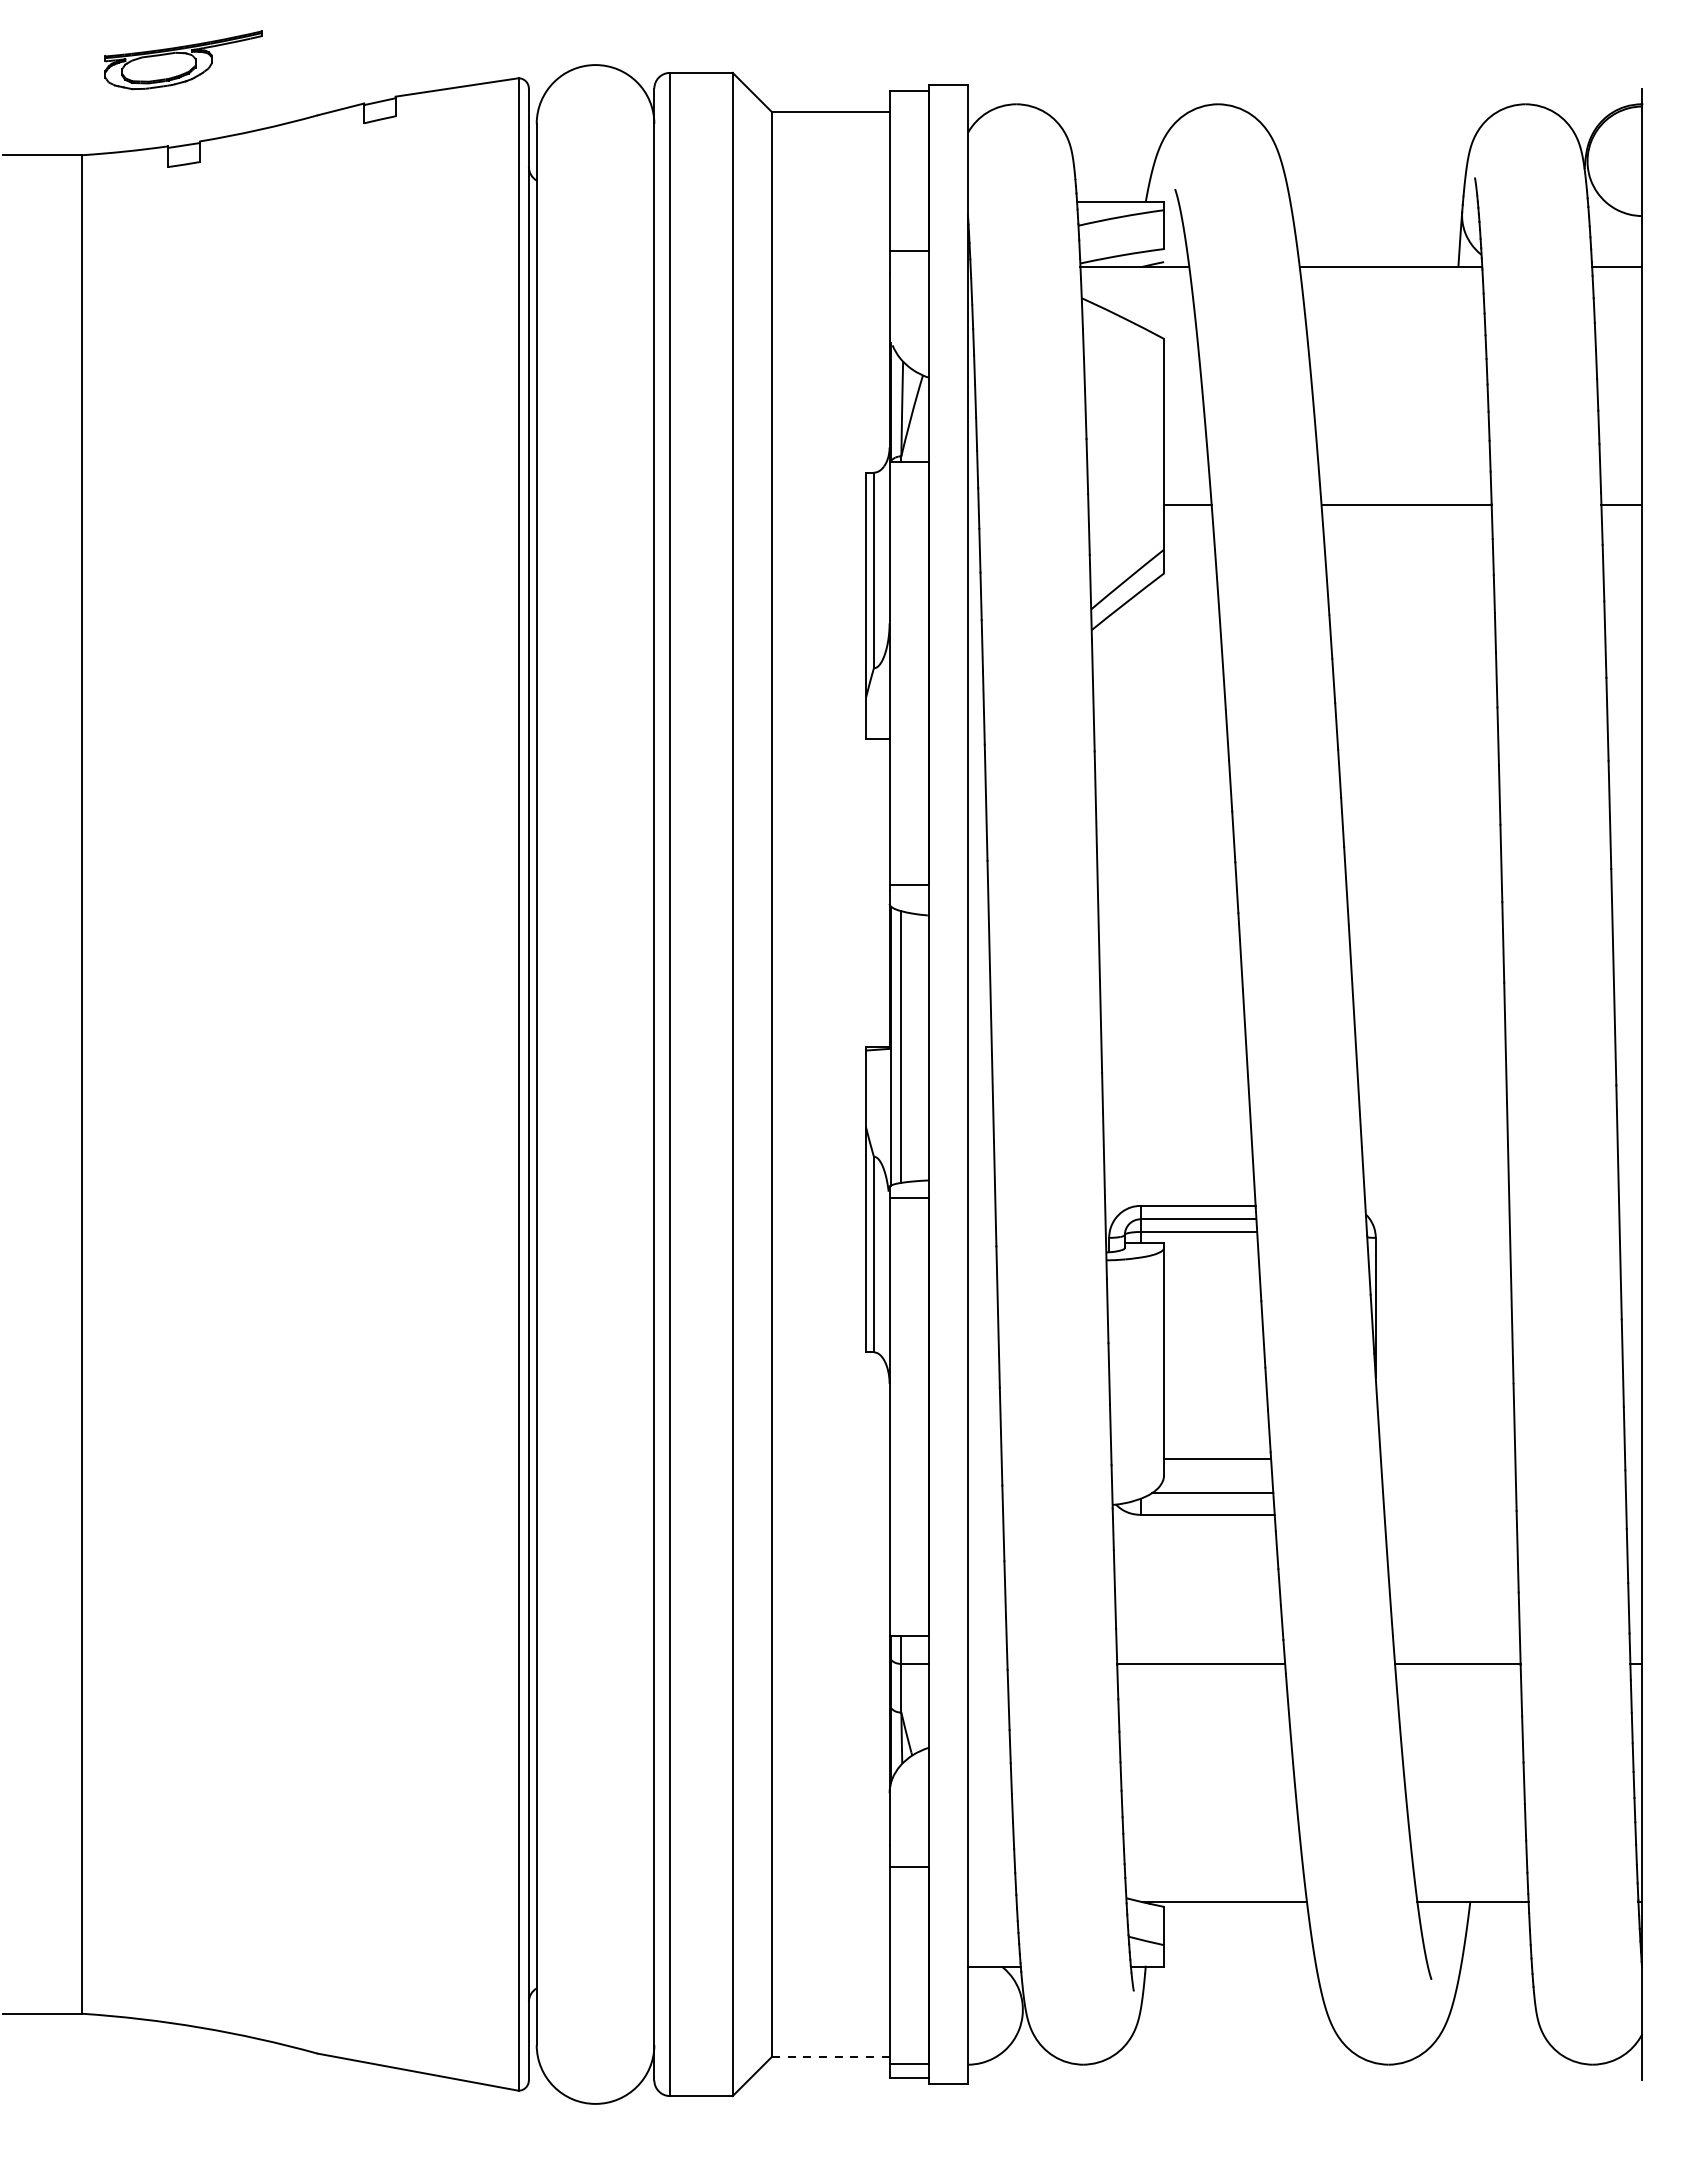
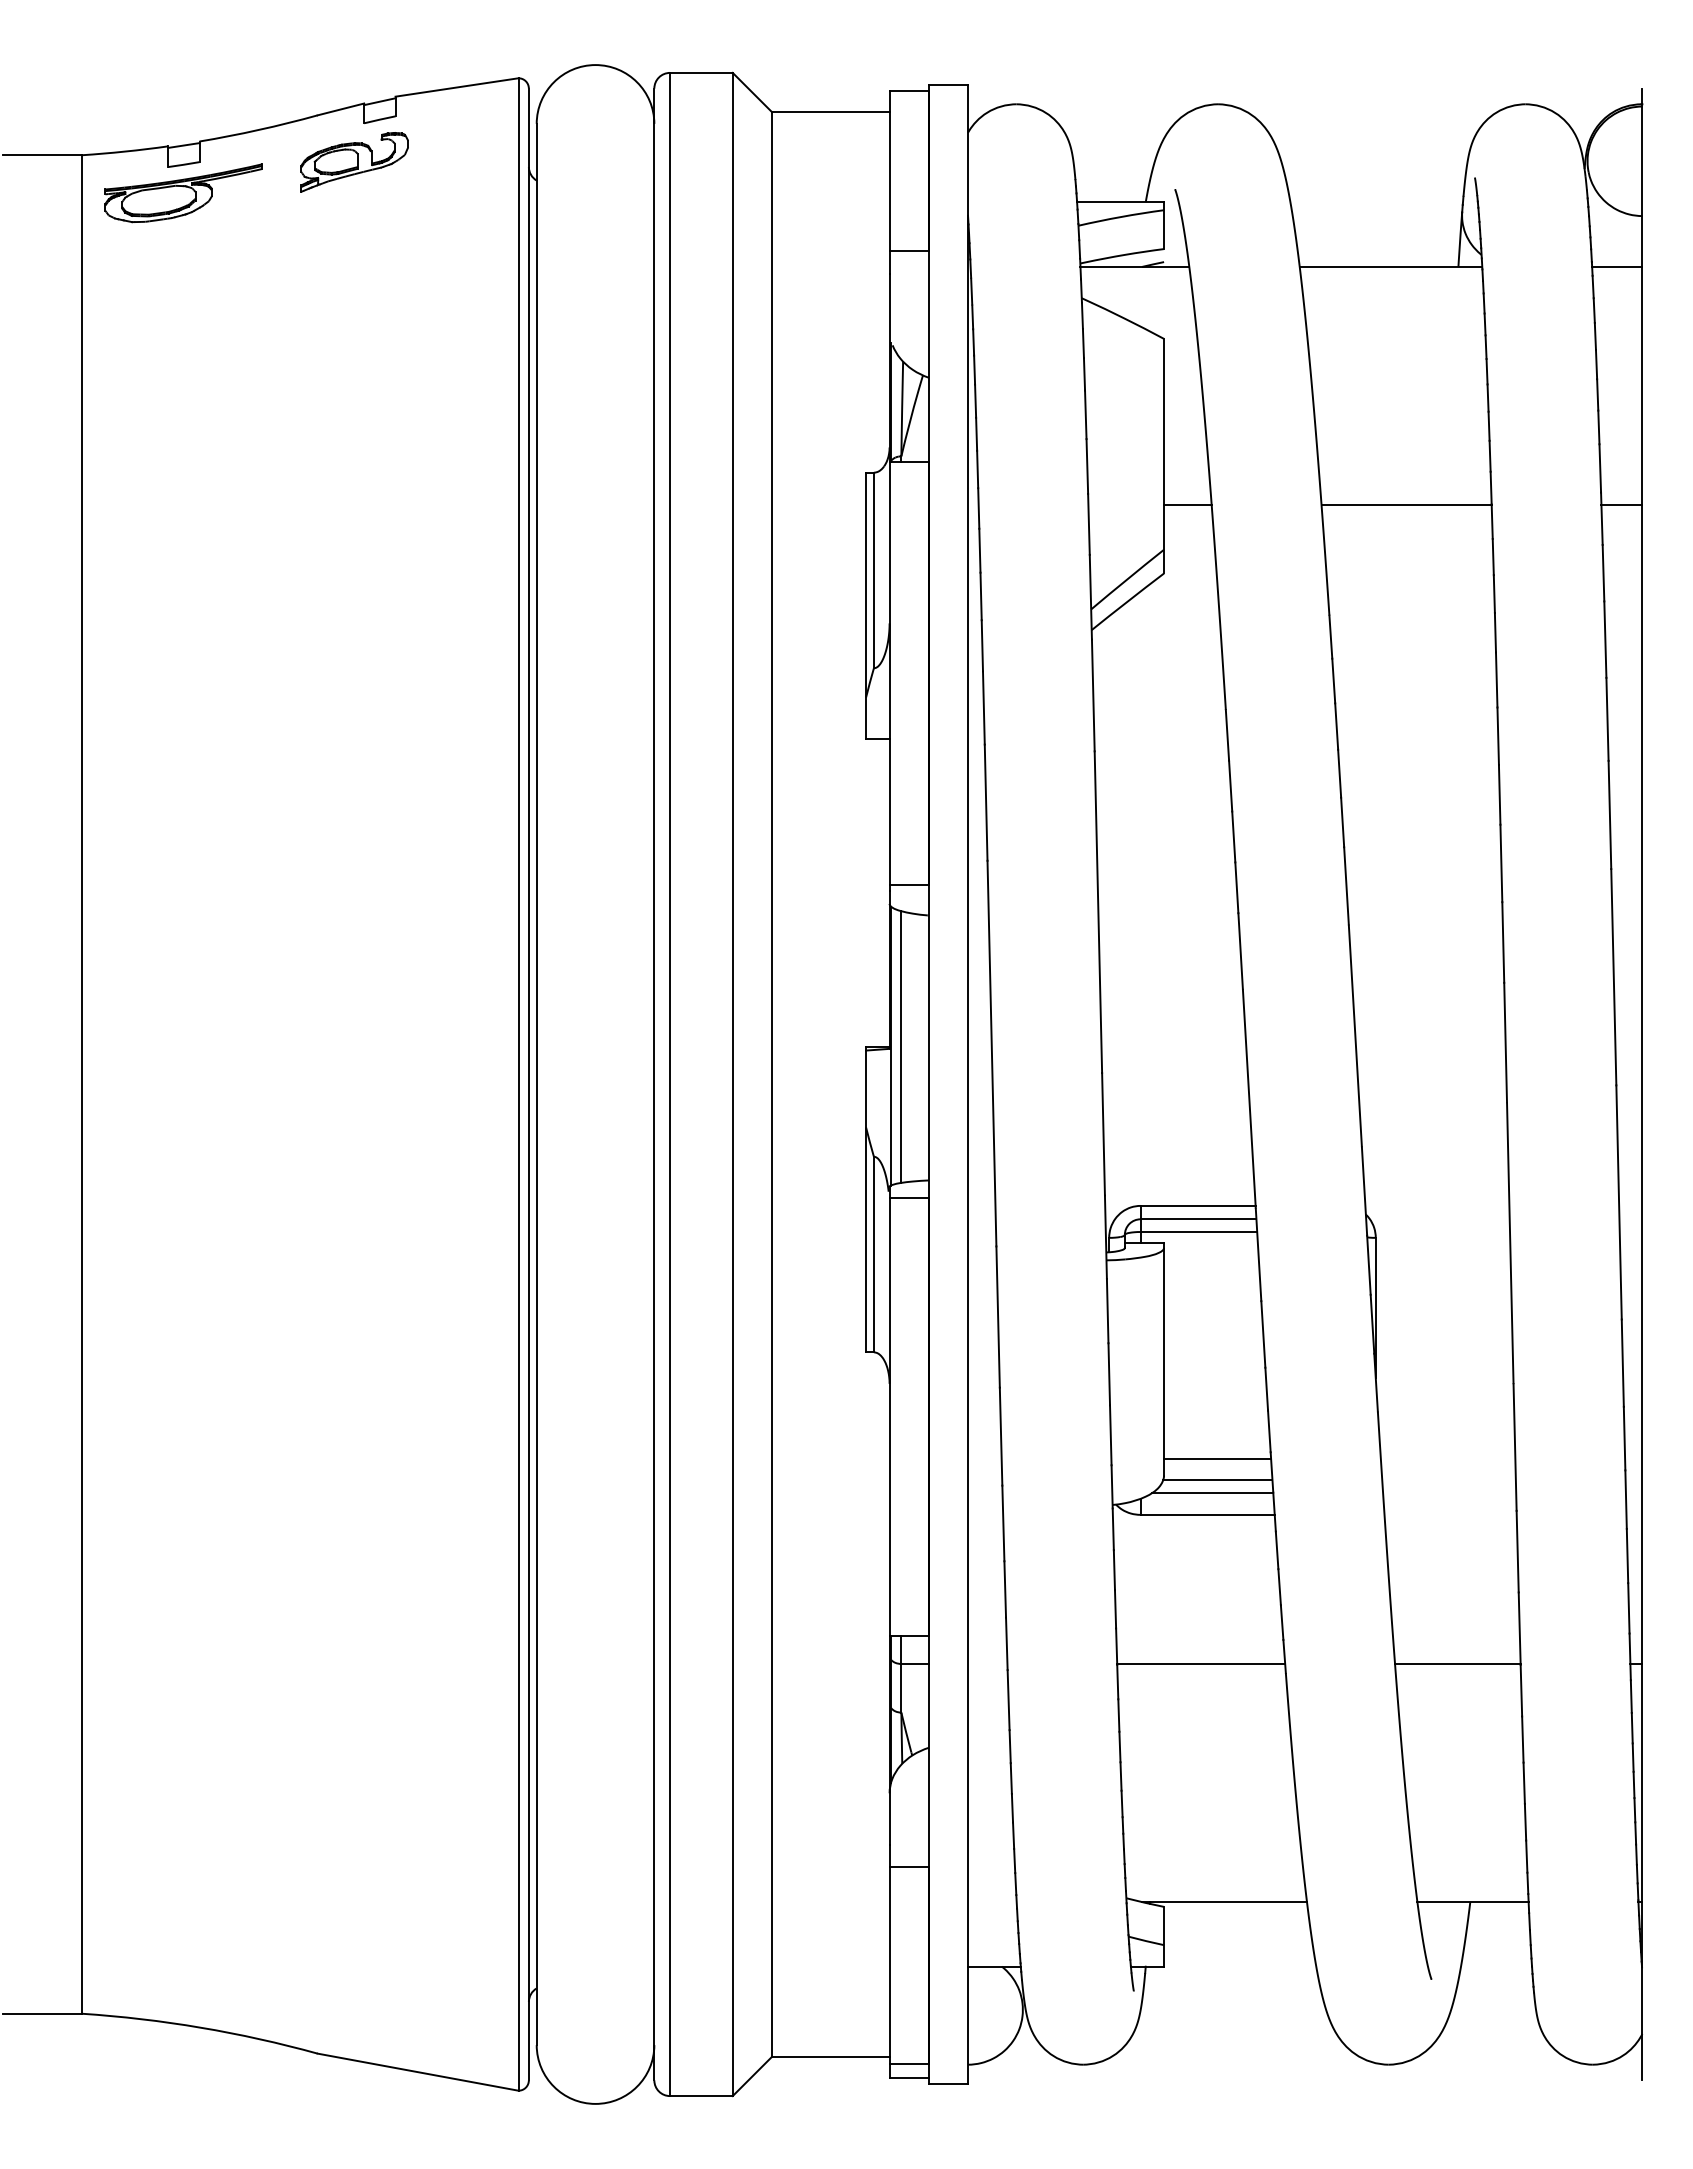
part position: (183, 60) -> (183, 193) (183, 193)
part: none -> present (354, 162)
line: none -> present (1217, 1480)
line: dashed -> solid (830, 2056)
